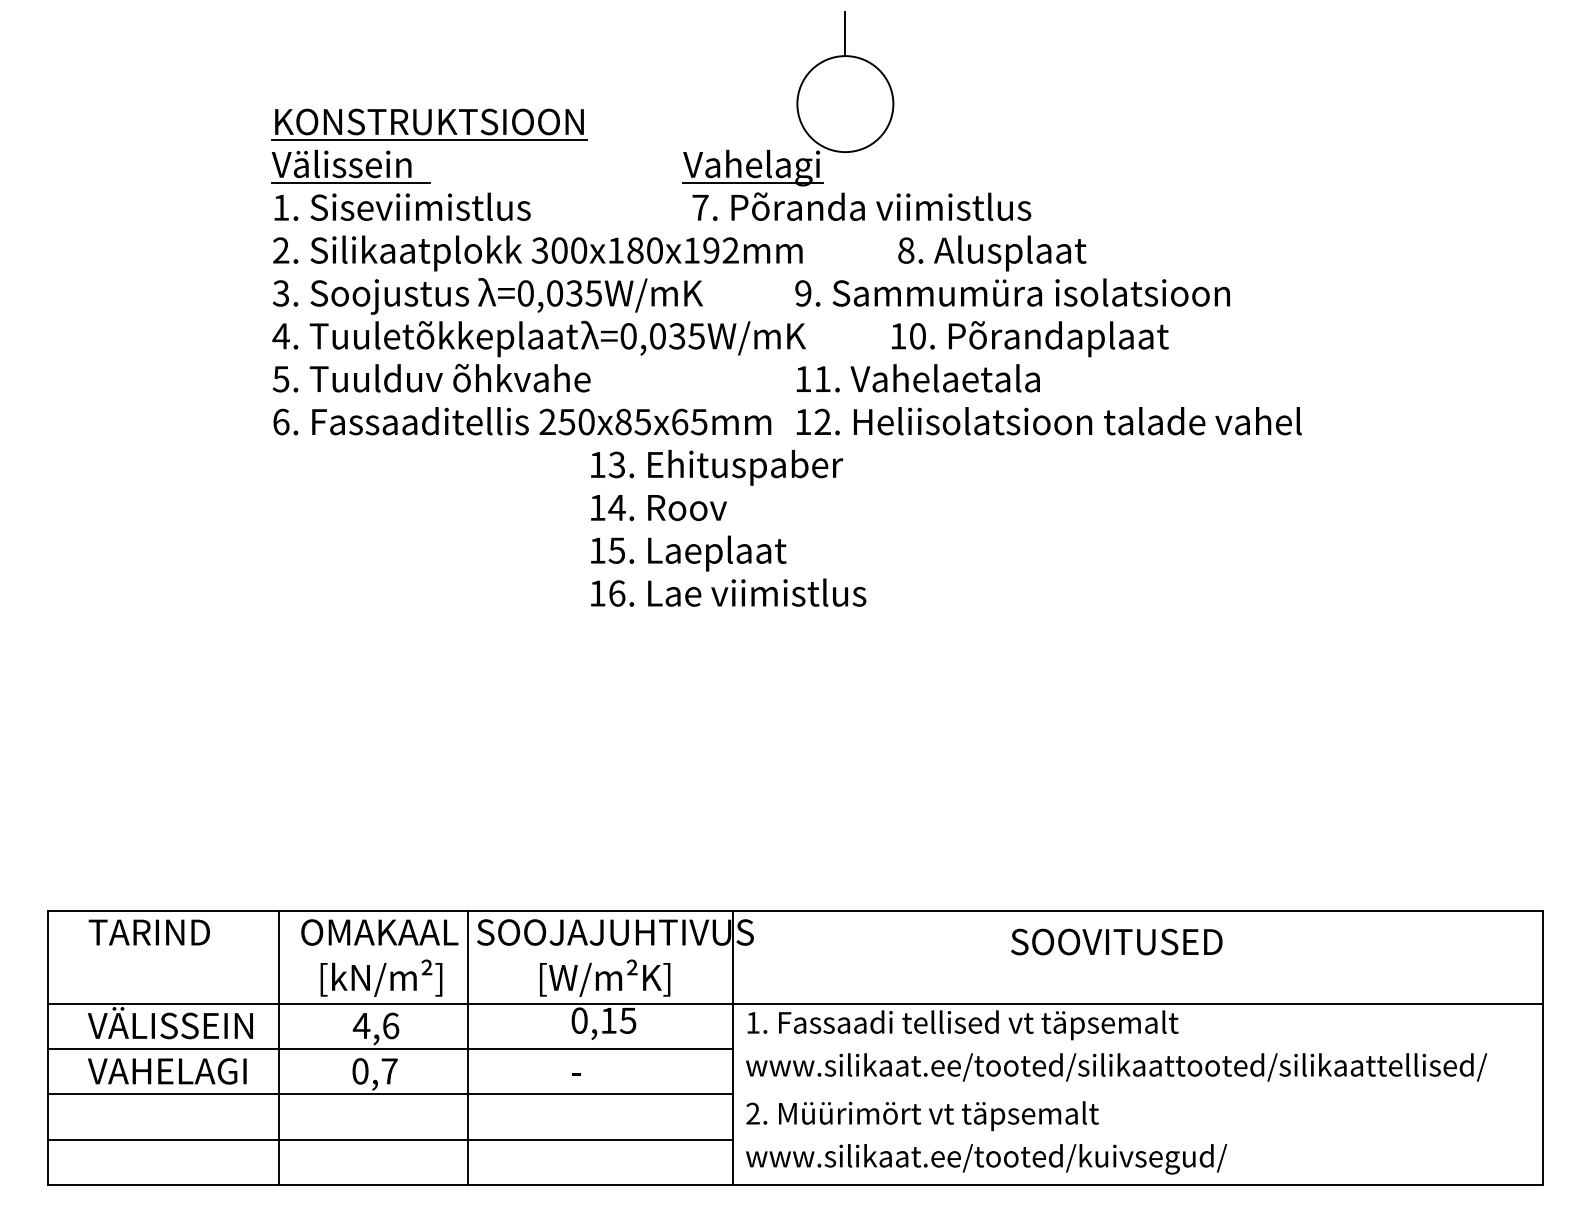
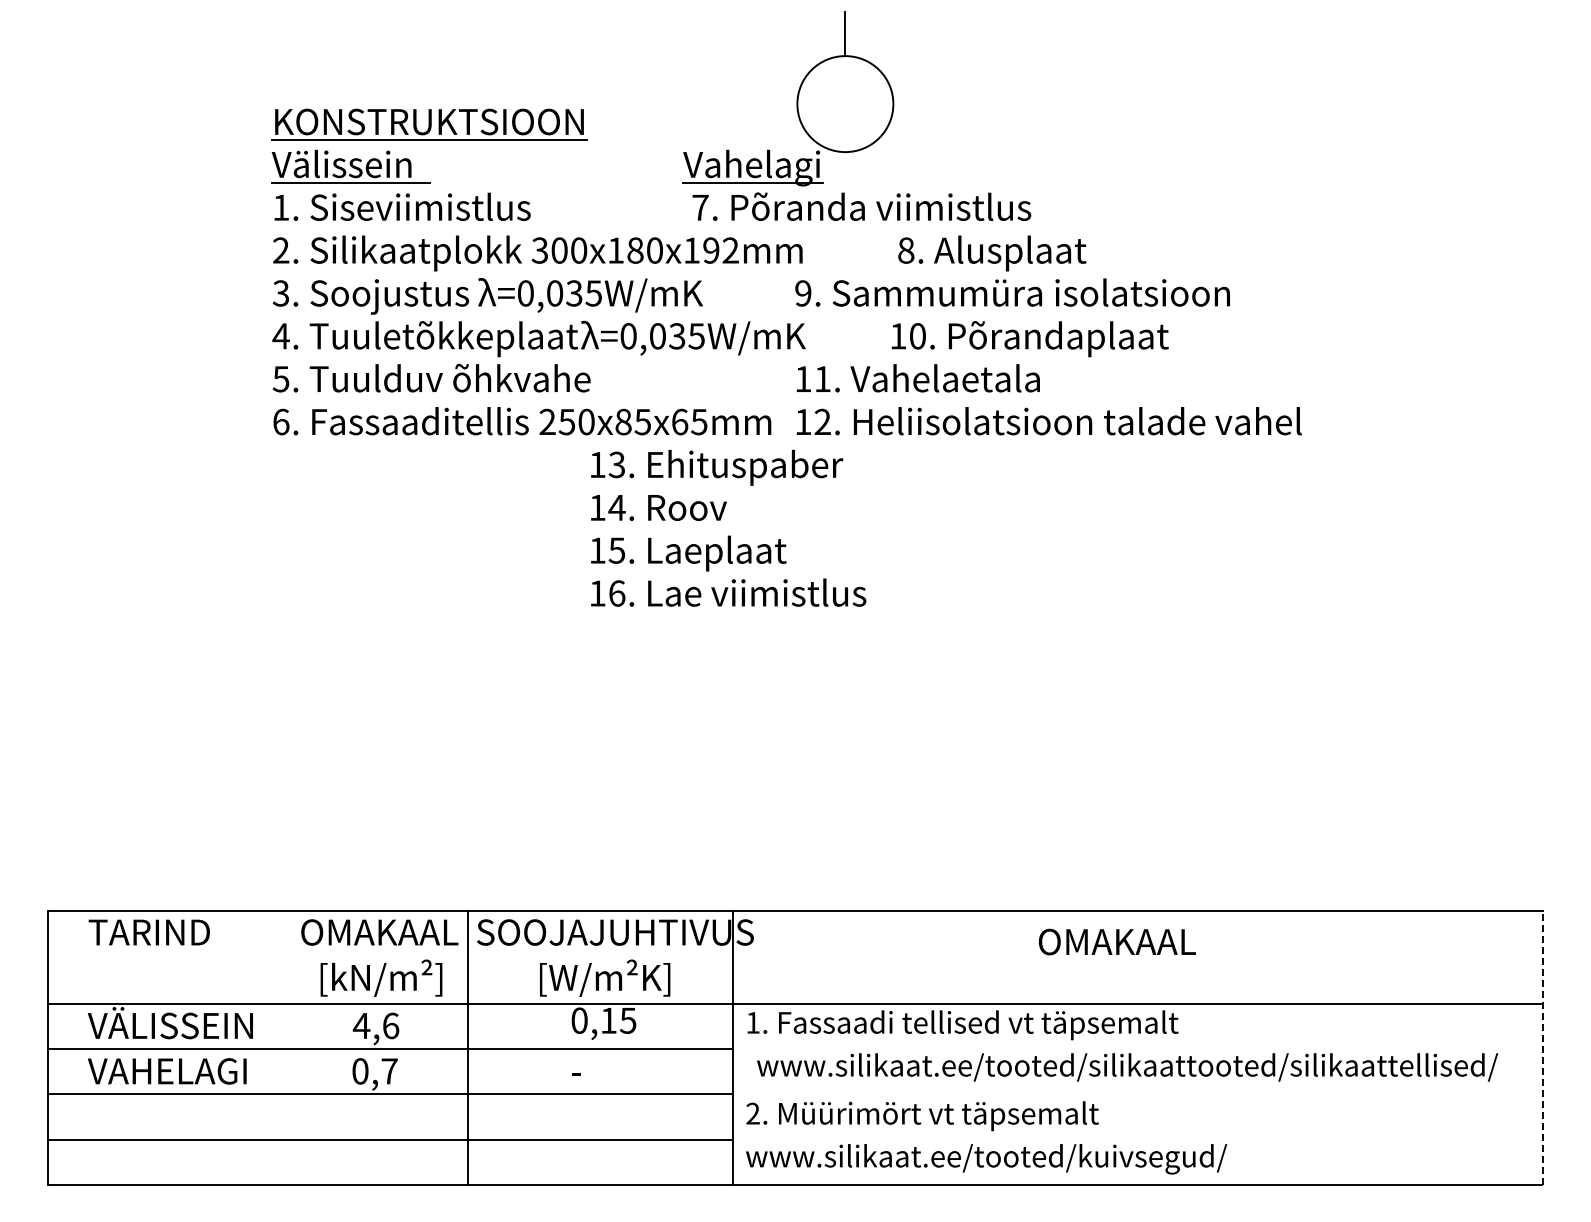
text: SOOVITUSED -> OMAKAAL (1116, 941)
line: present -> none (279, 1047)
line: solid -> dashed (1543, 1047)
text position: (1116, 1067) -> (1127, 1067) (1127, 1067)
